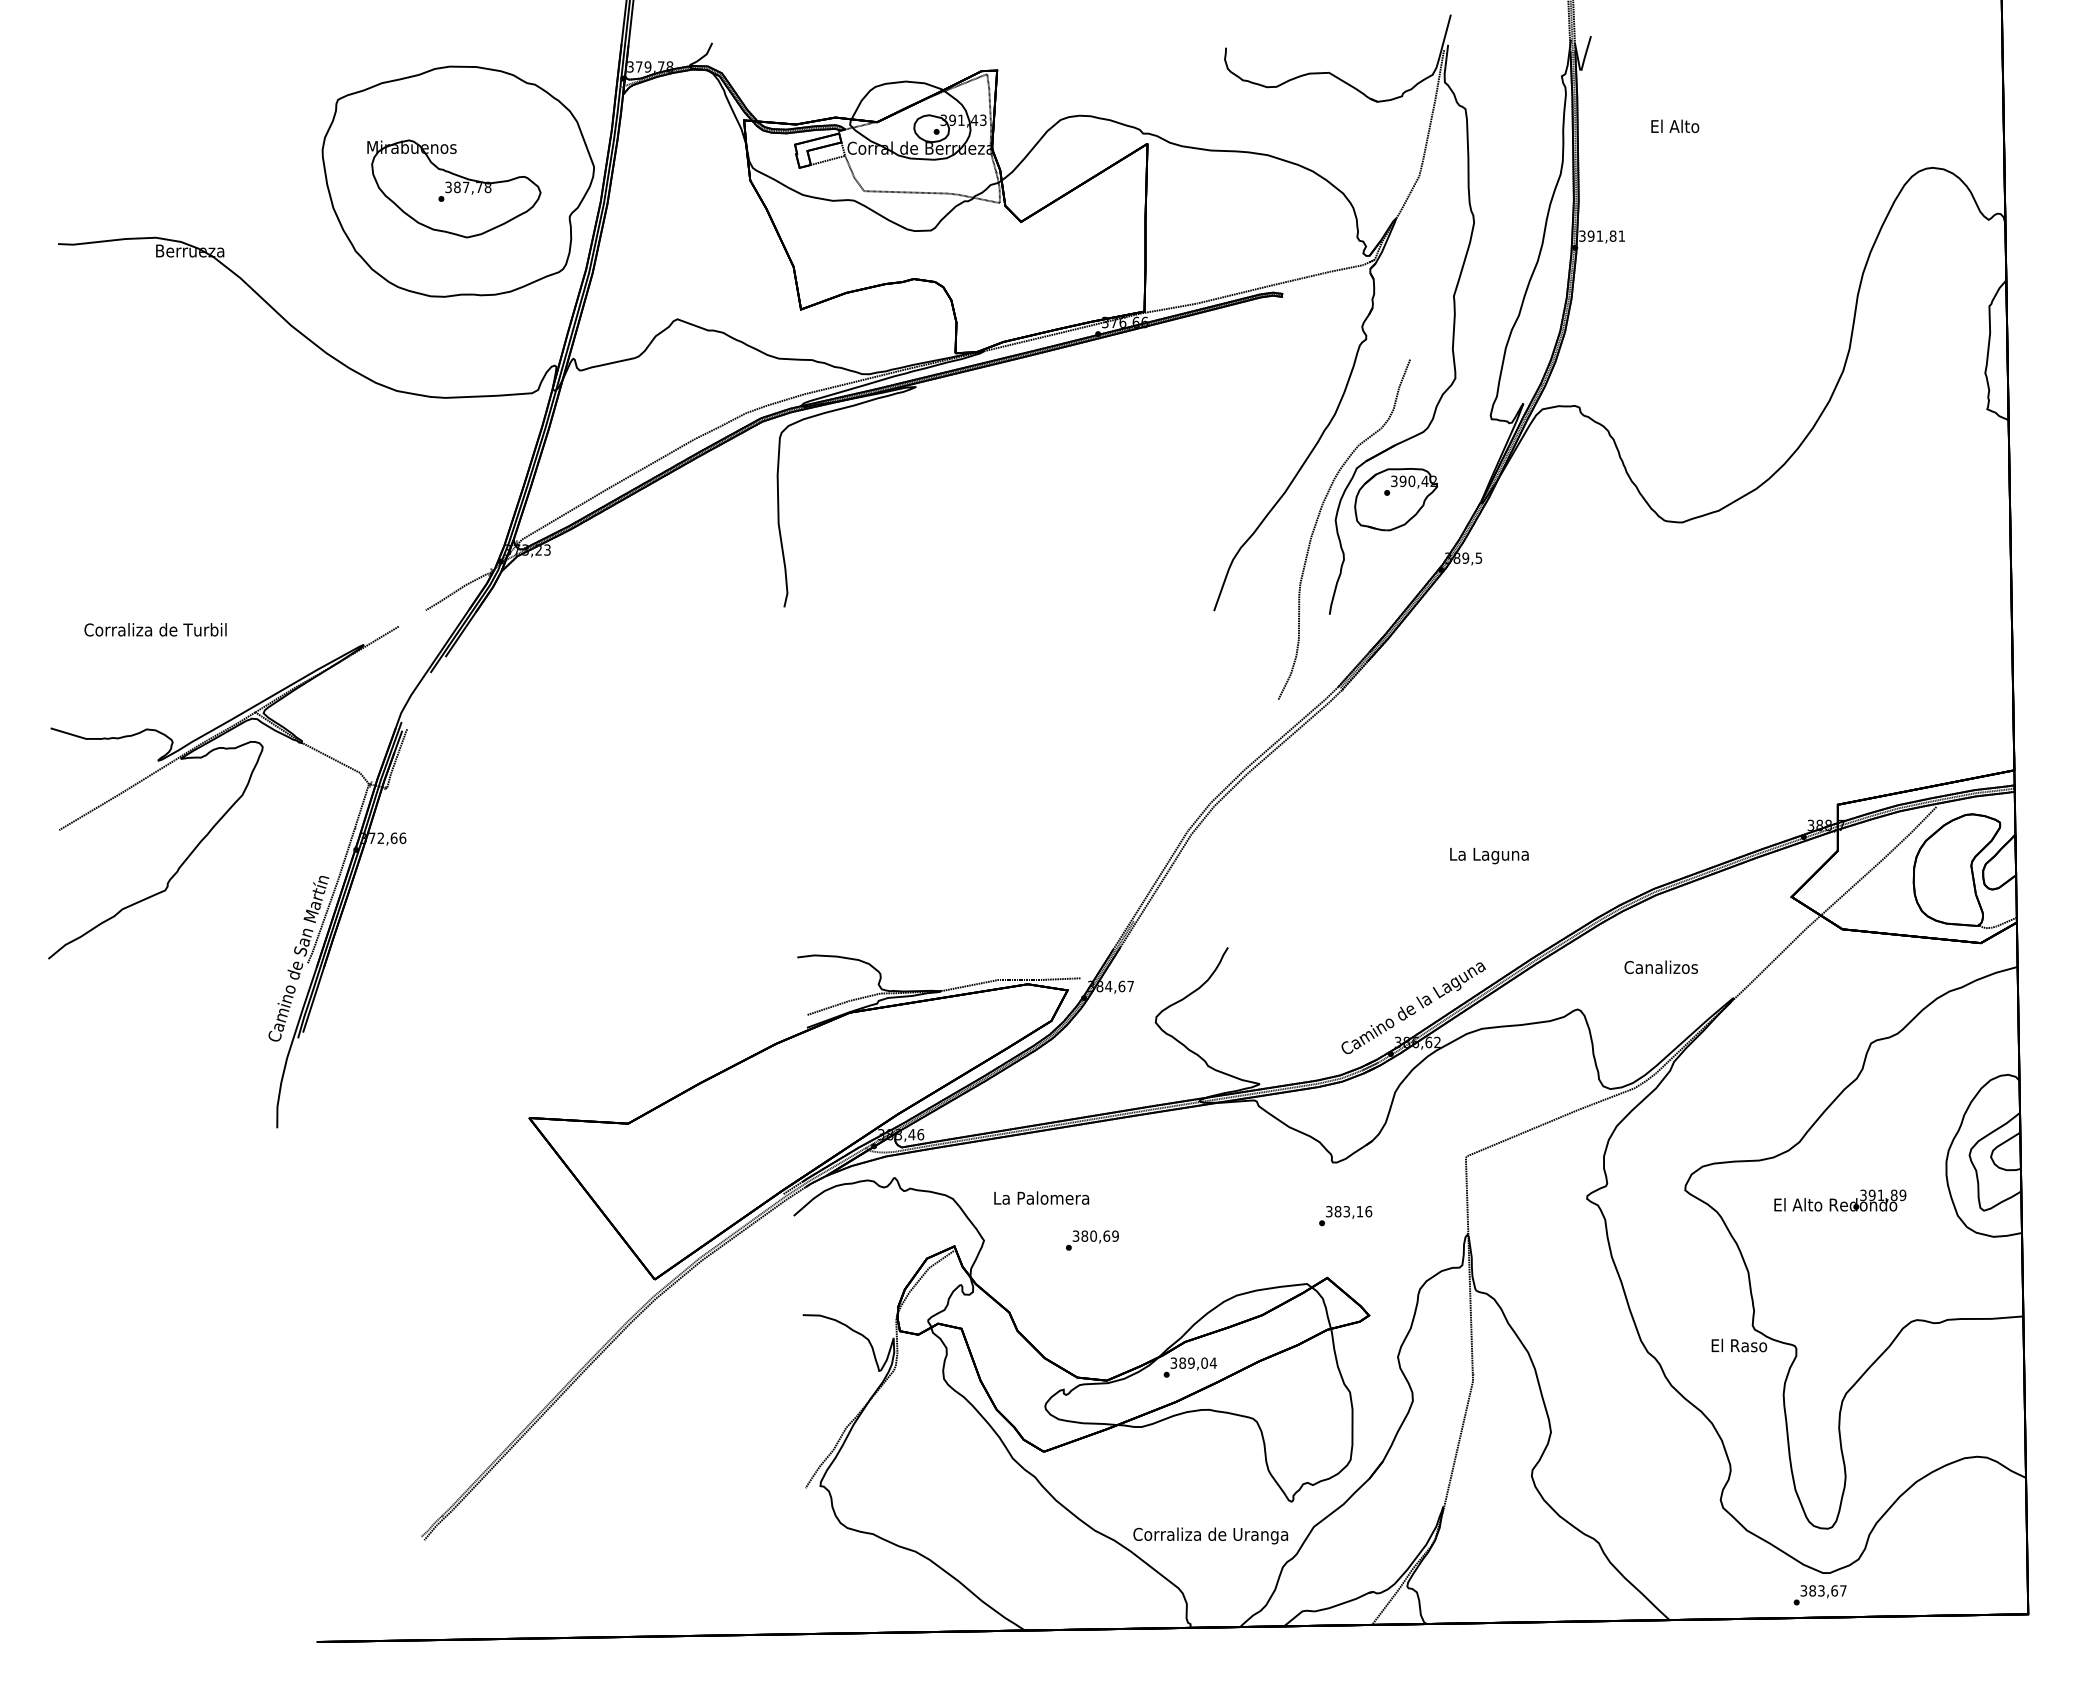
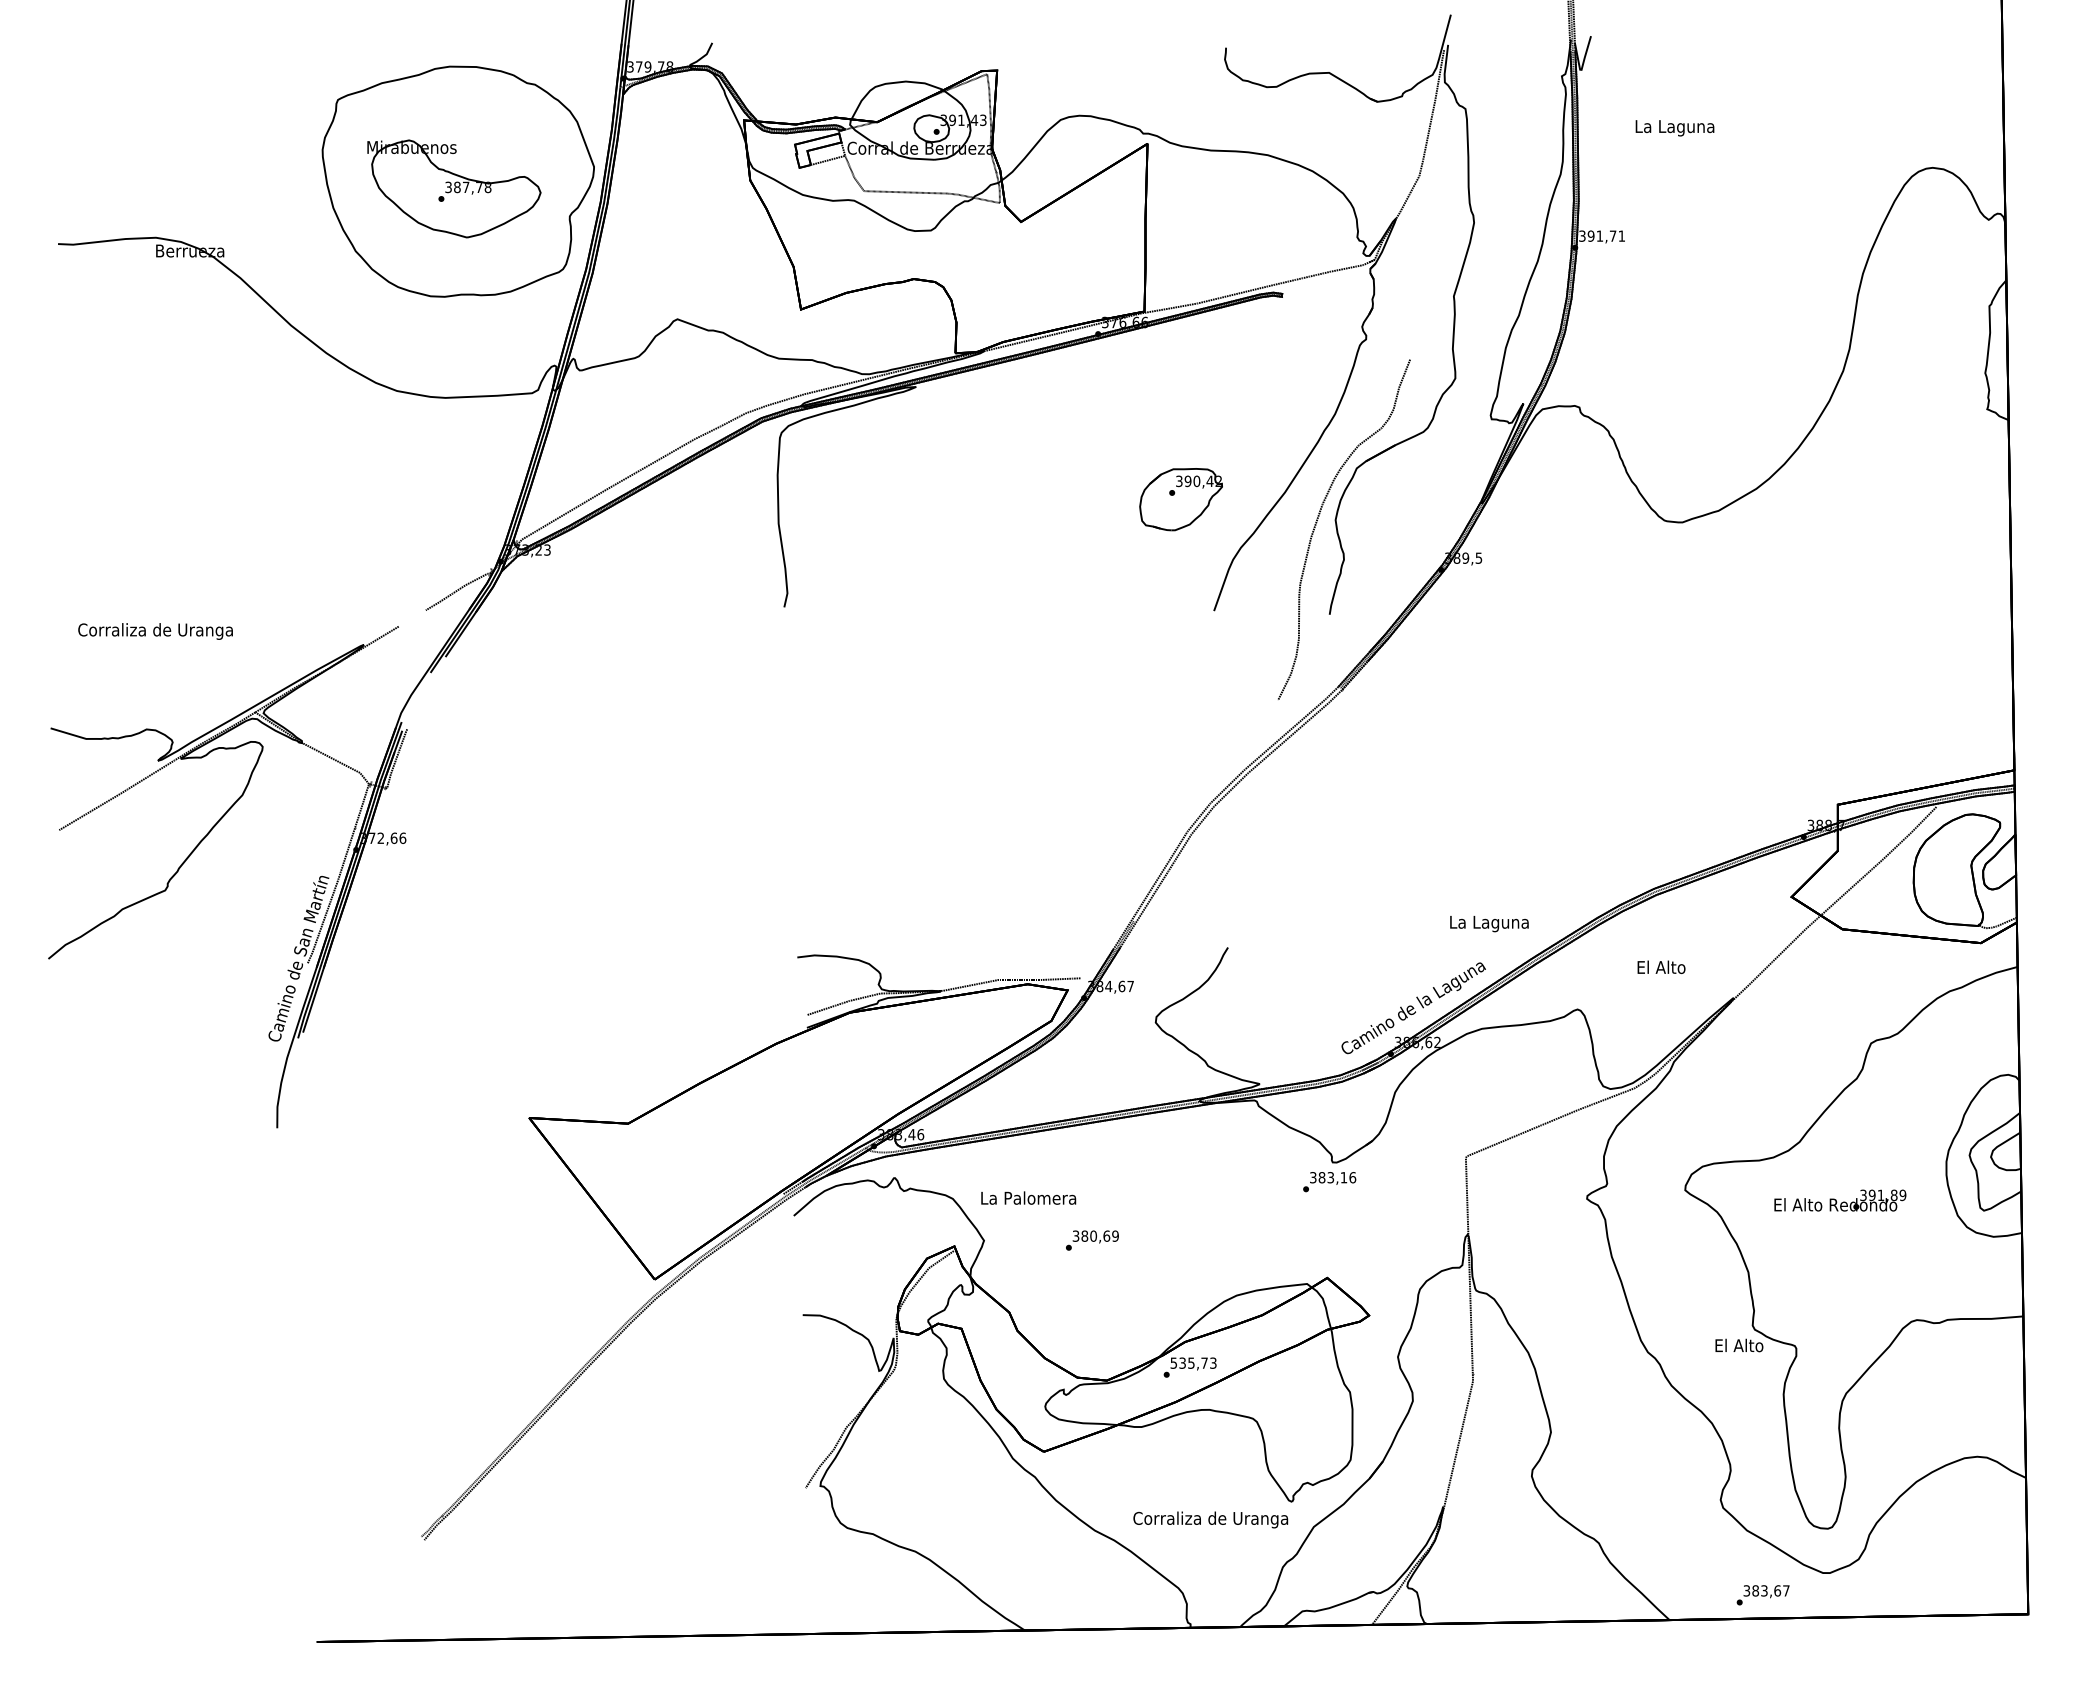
text: El Alto -> La Laguna (1674, 127)
text: 391,81 -> 391,71 (1612, 235)
part position: (1395, 499) -> (1180, 499) (1180, 499)
text: Corraliza de Turbil -> Corraliza de Uranga (155, 631)
text position: (1489, 856) -> (1489, 924) (1489, 924)
text: Canalizos -> El Alto (1660, 967)
text position: (1041, 1197) -> (1028, 1197) (1028, 1197)
text position: (1345, 1216) -> (1329, 1182) (1329, 1182)
text: El Raso -> El Alto (1739, 1345)
text: 389,04 -> 535,73 (1193, 1362)
text position: (1210, 1535) -> (1210, 1519) (1210, 1519)
text position: (1819, 1595) -> (1762, 1595) (1762, 1595)
